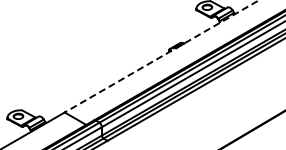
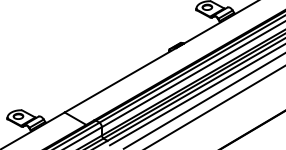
line: dashed -> solid (161, 56)
line: none -> present (195, 95)
line: none -> present (204, 100)
line: none -> present (215, 106)
